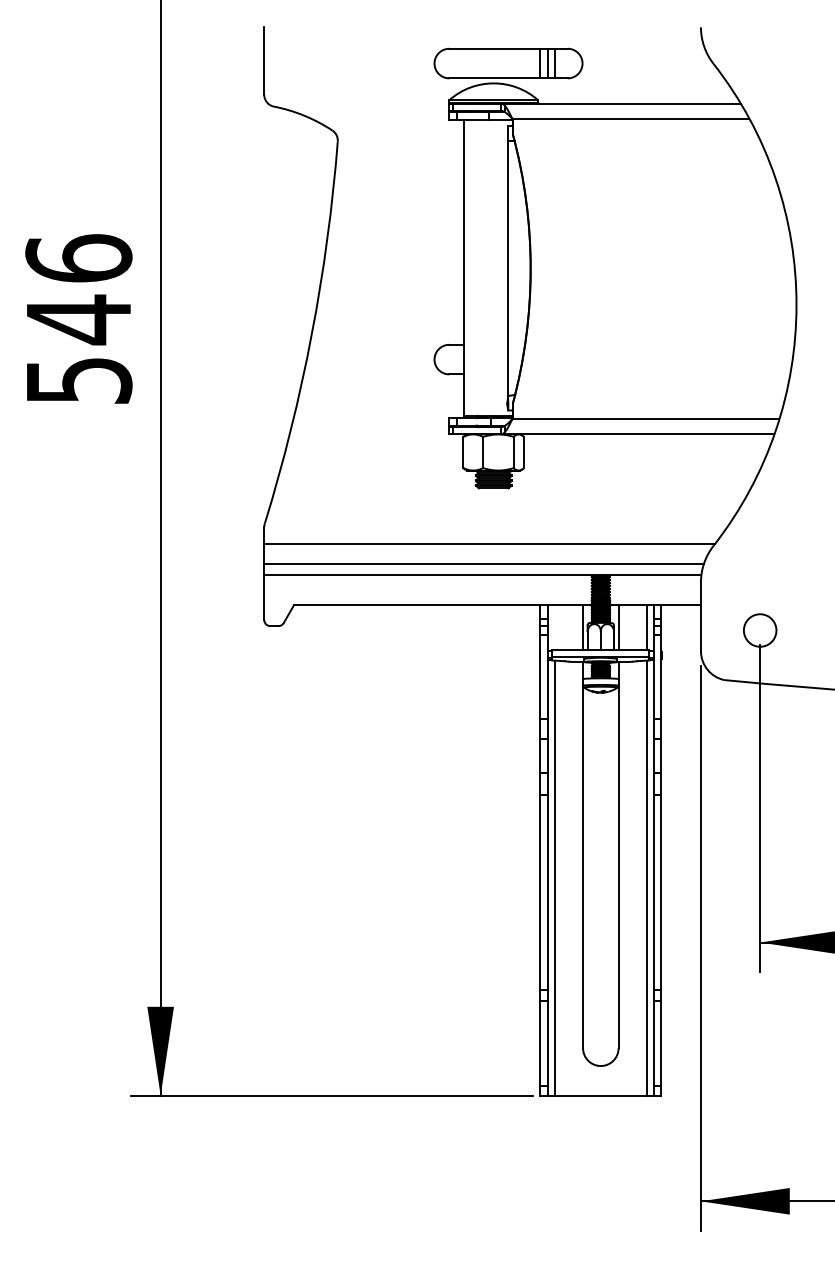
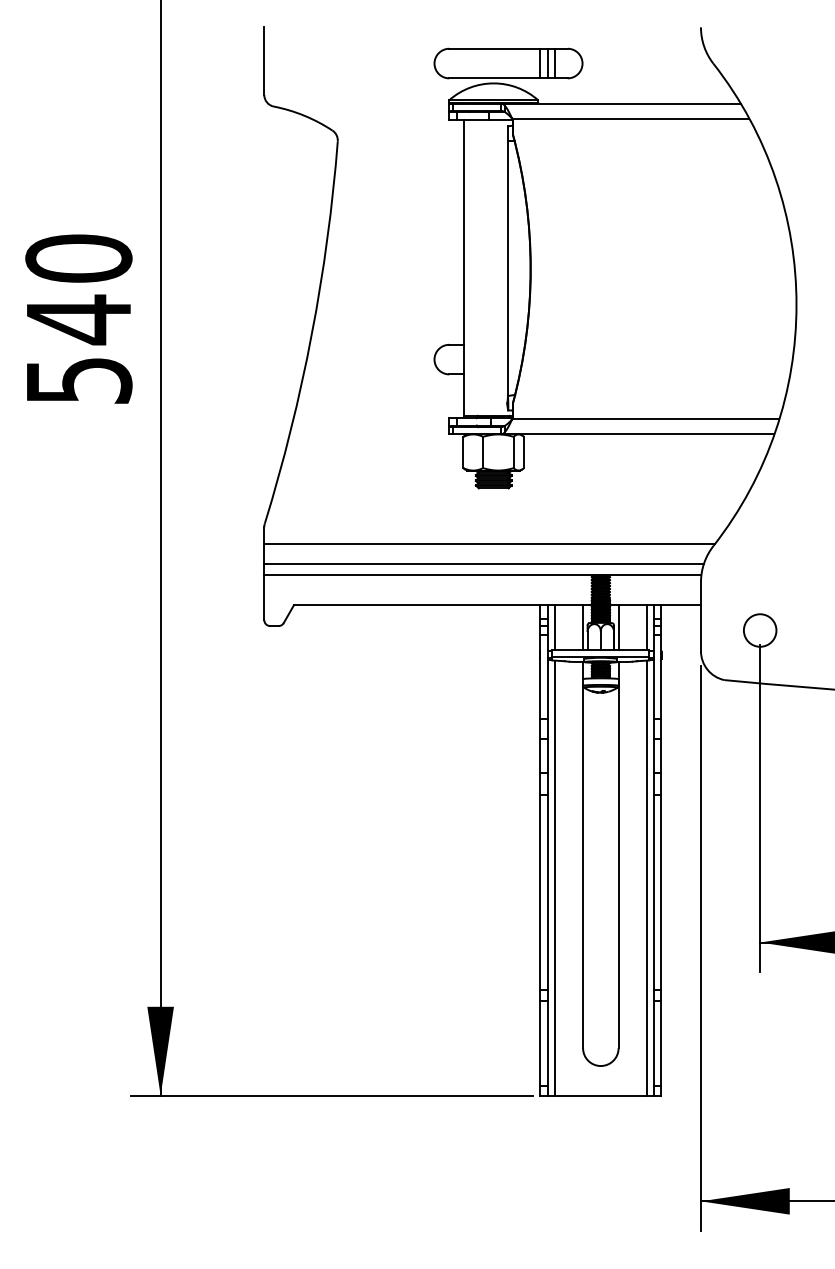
text: 546 -> 540 (78, 258)
line: none -> present (554, 627)
